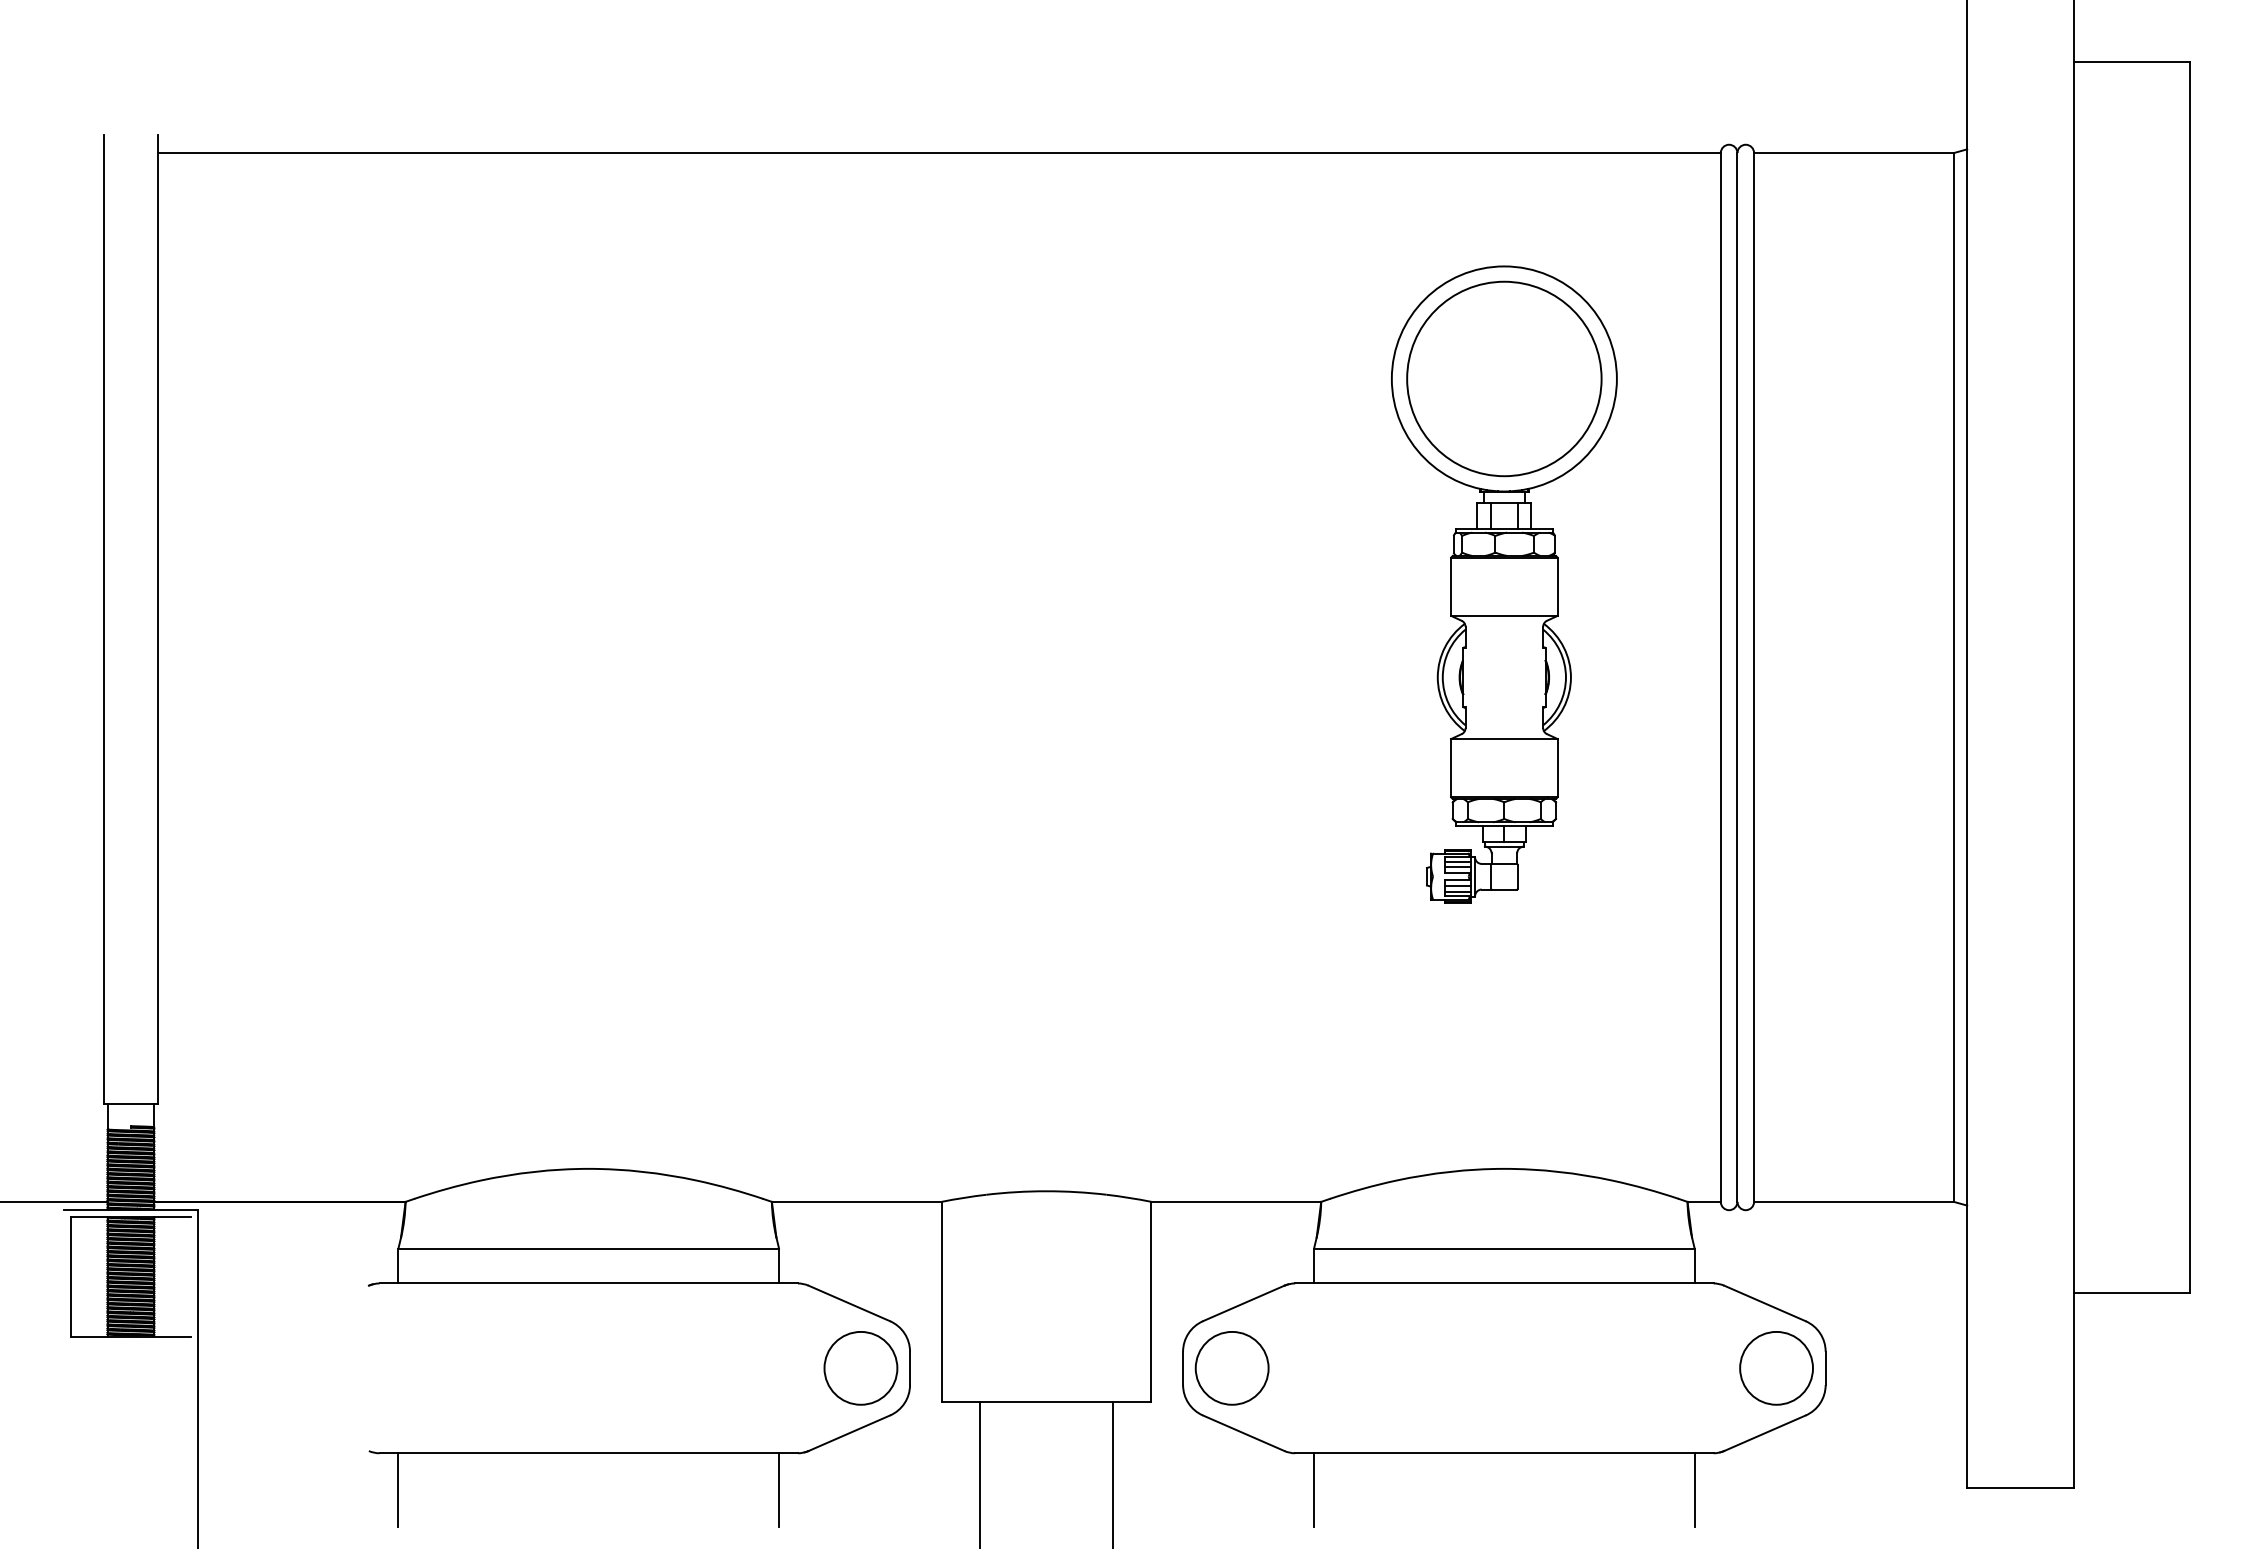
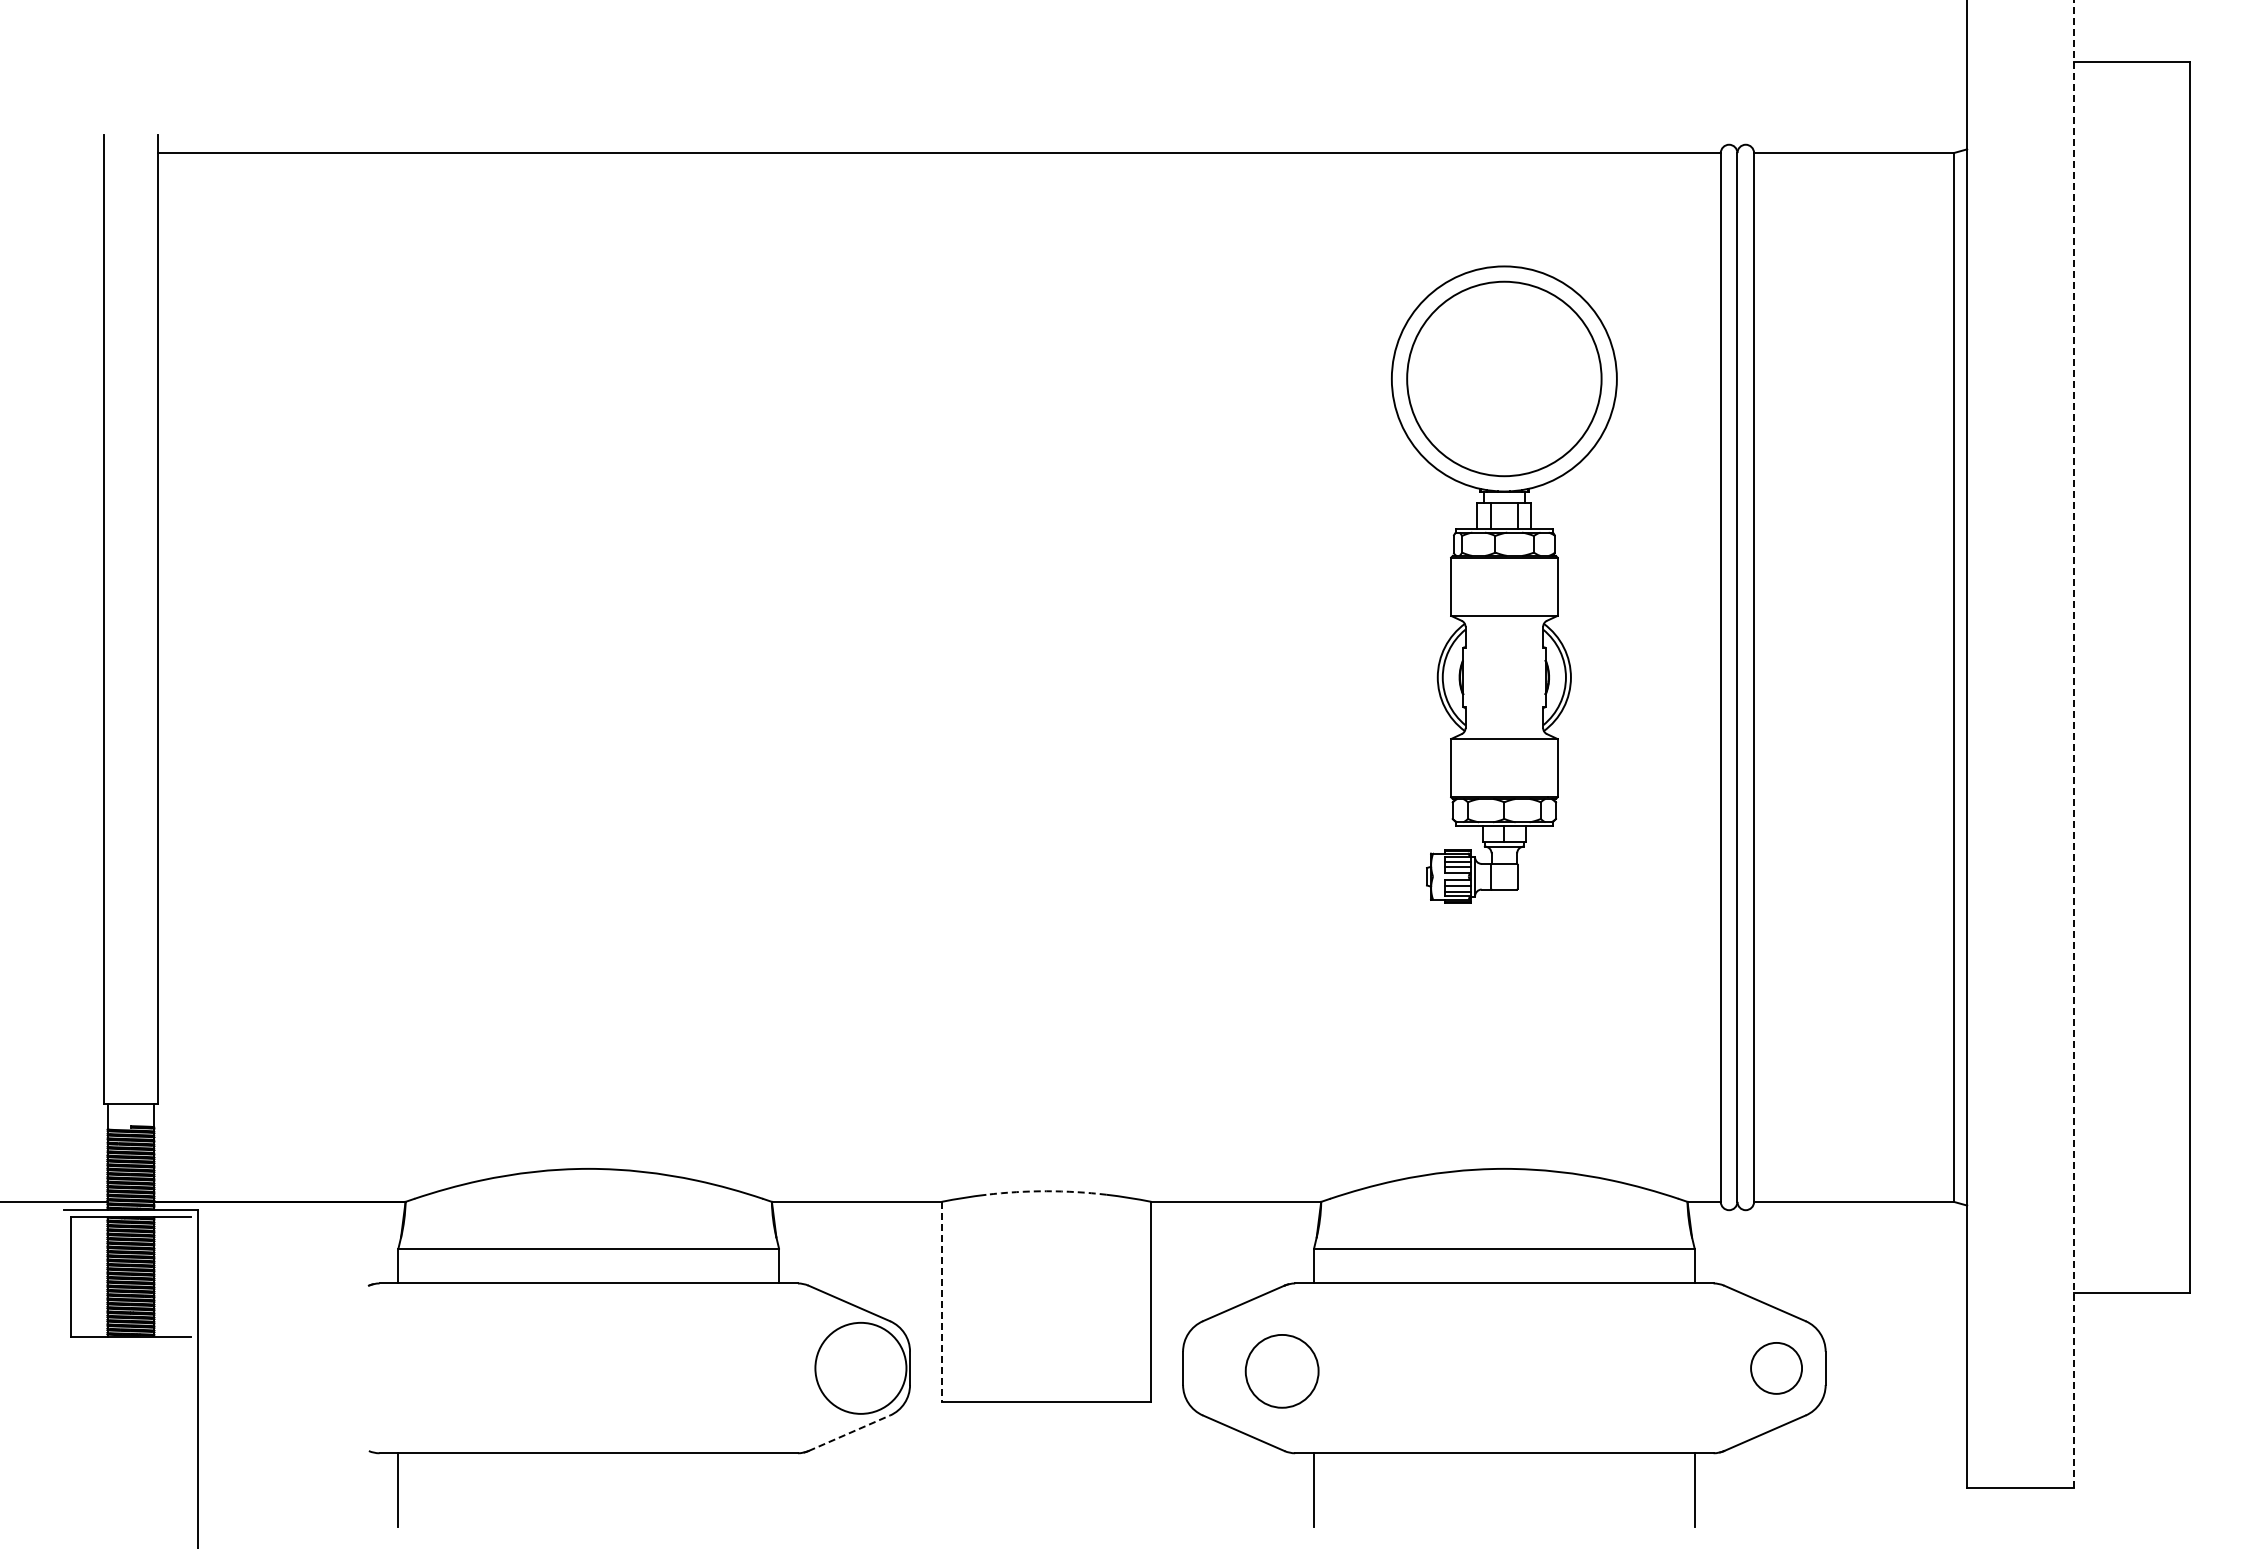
line: solid -> dashed (2073, 744)
arc: solid -> dashed (1046, 1191)
line: solid -> dashed (941, 1301)
circle diameter: 73 px -> 91 px (860, 1367)
circle position: (1231, 1368) -> (1281, 1371) (1281, 1371)
circle size: 75x75 px -> 53x53 px (1776, 1368)
line: solid -> dashed (849, 1433)
line: present -> none (979, 1473)
line: present -> none (1113, 1473)
line: present -> none (779, 1489)
